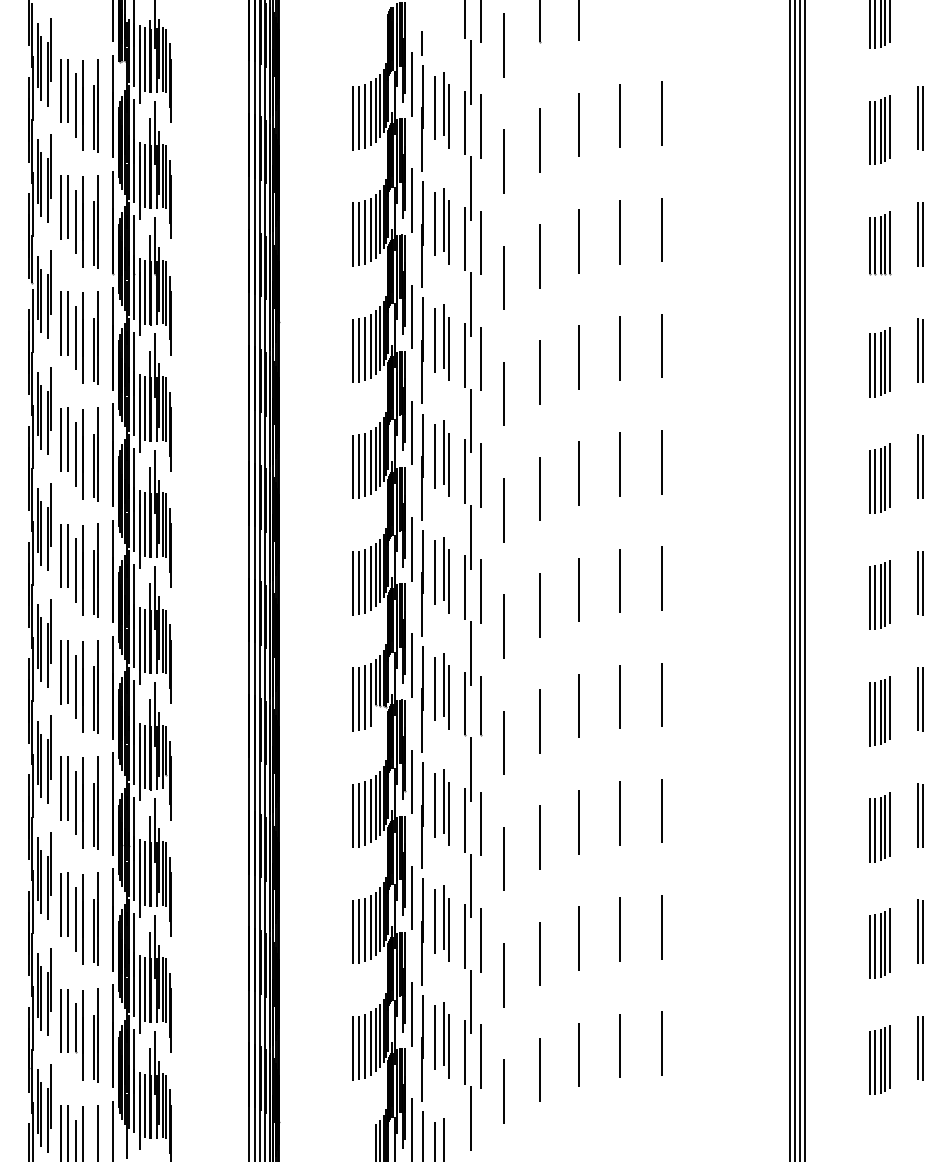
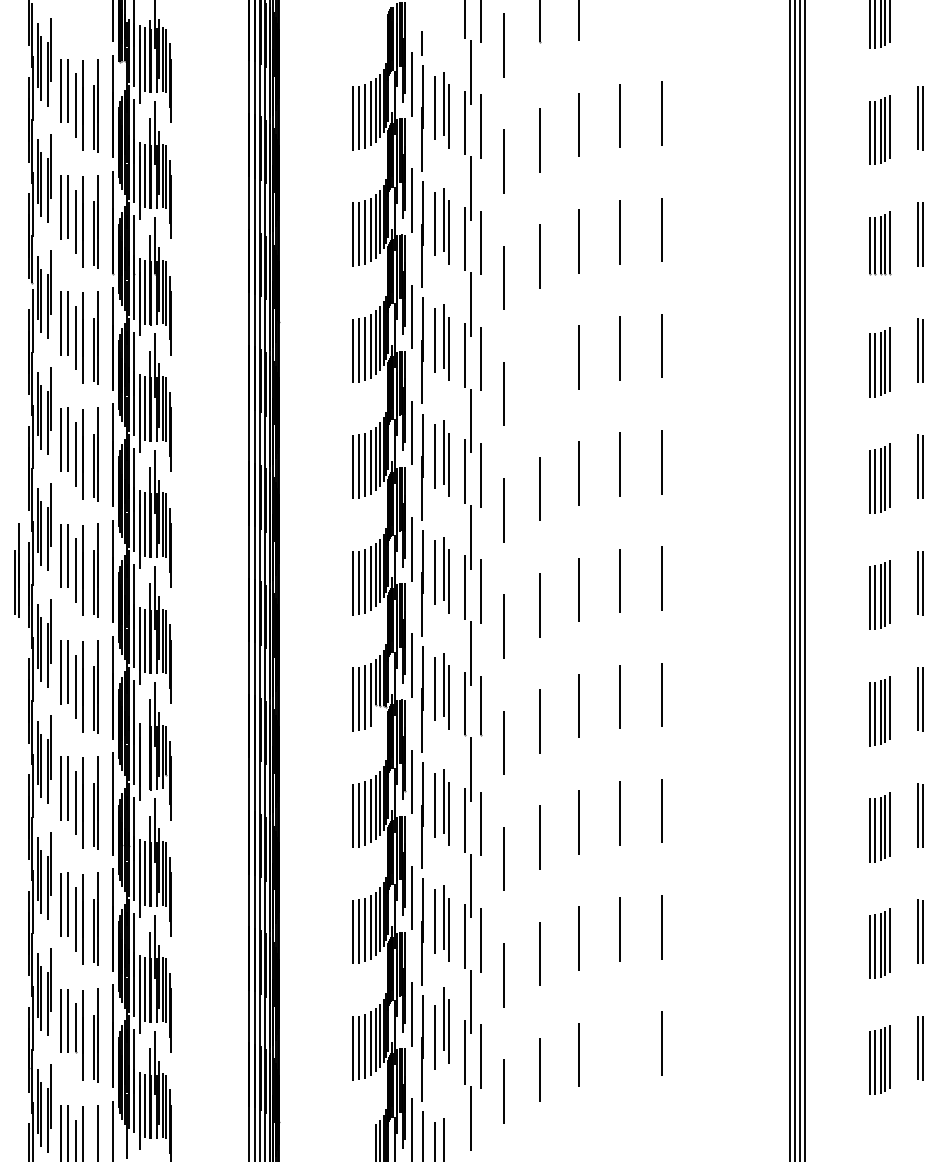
line: present -> none (539, 372)
part: none -> present (16, 570)
line: present -> none (145, 756)
part position: (446, 1040) -> (446, 1025) (446, 1025)
line: present -> none (620, 1045)
